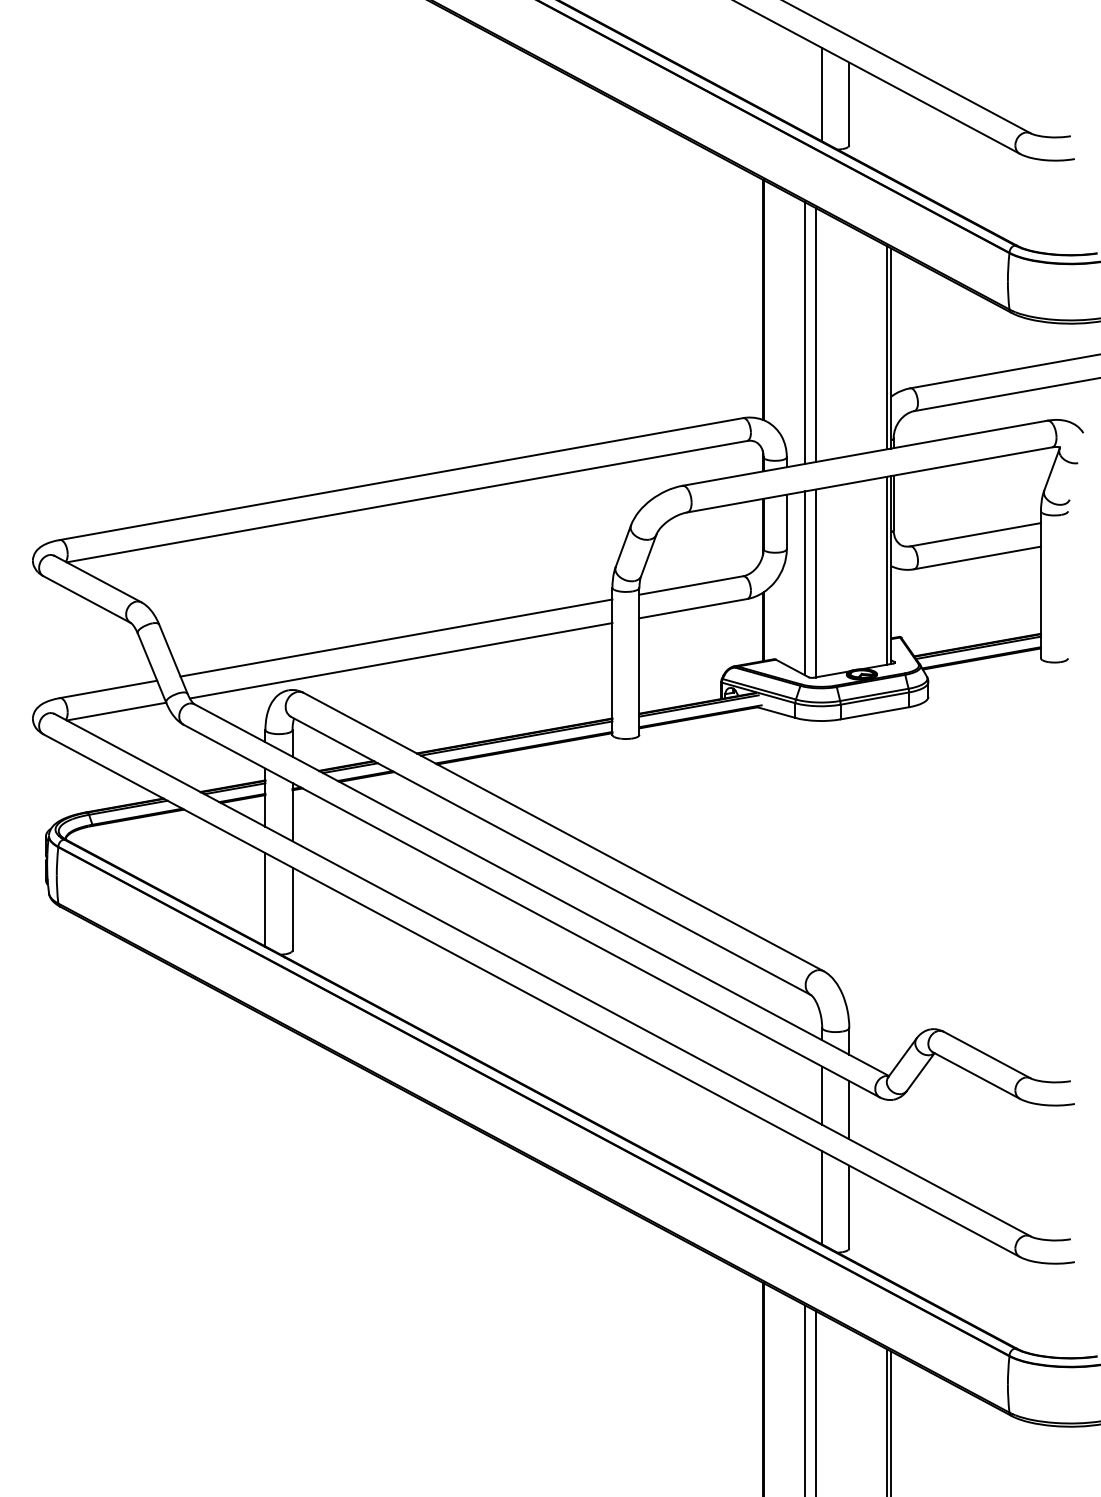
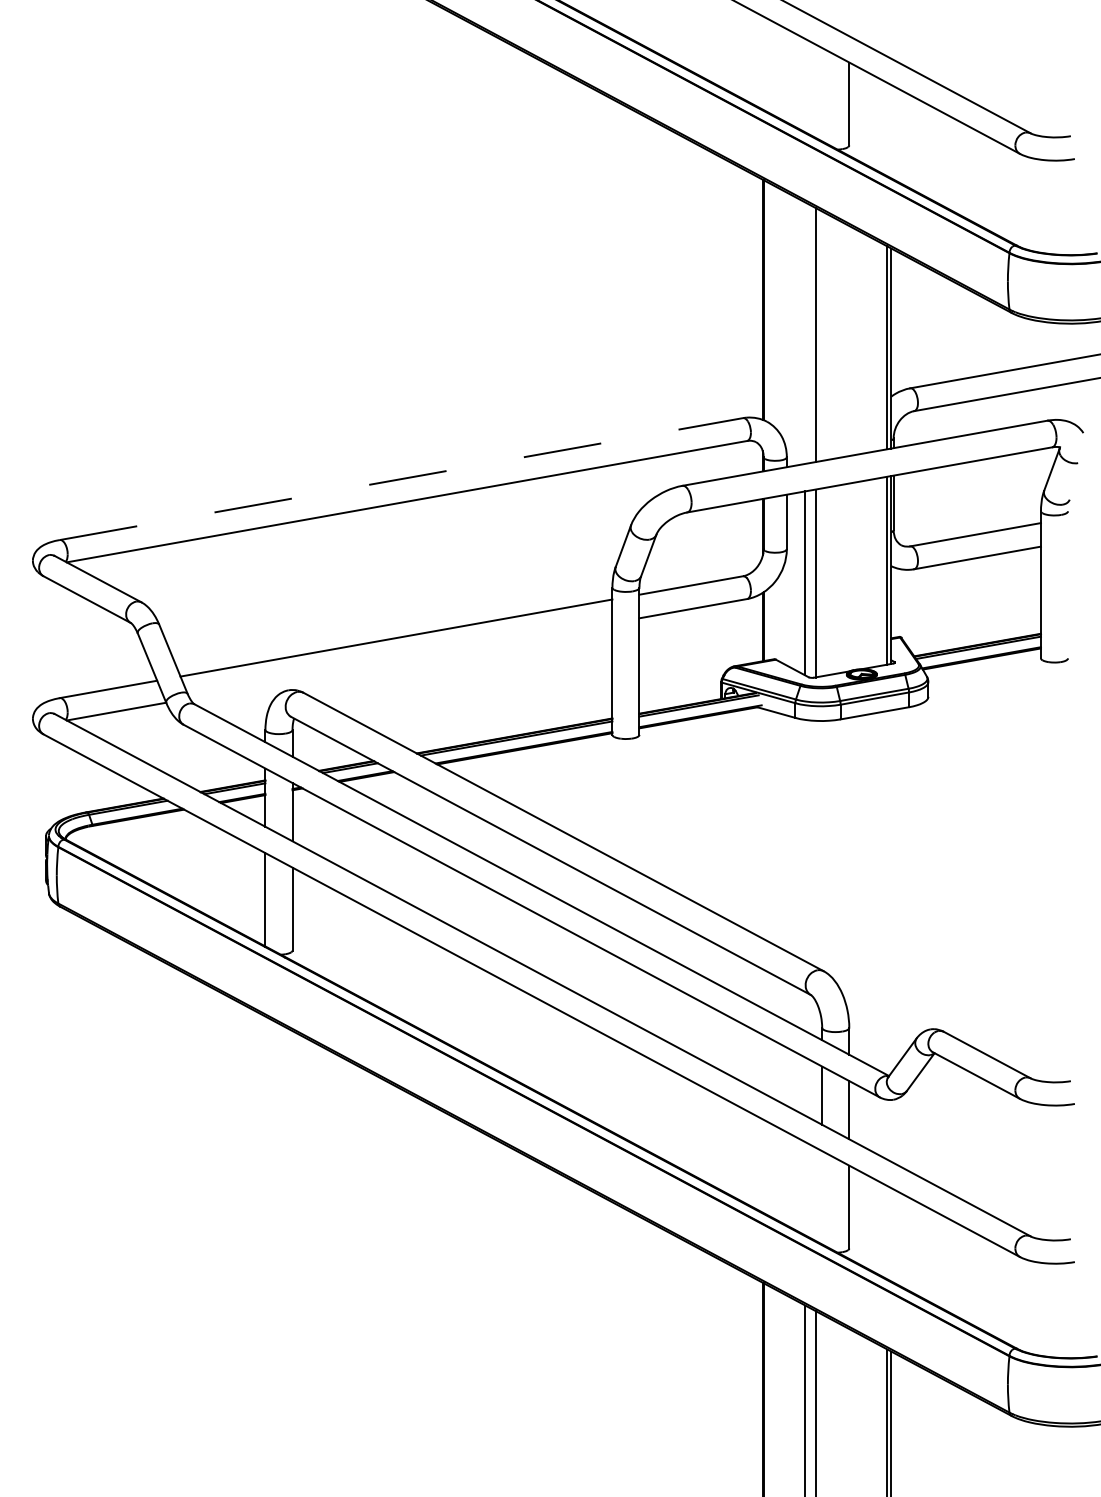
line: present -> none (822, 94)
line: present -> none (805, 332)
line: solid -> dashed (401, 479)
line: present -> none (400, 660)
line: present -> none (822, 1197)
